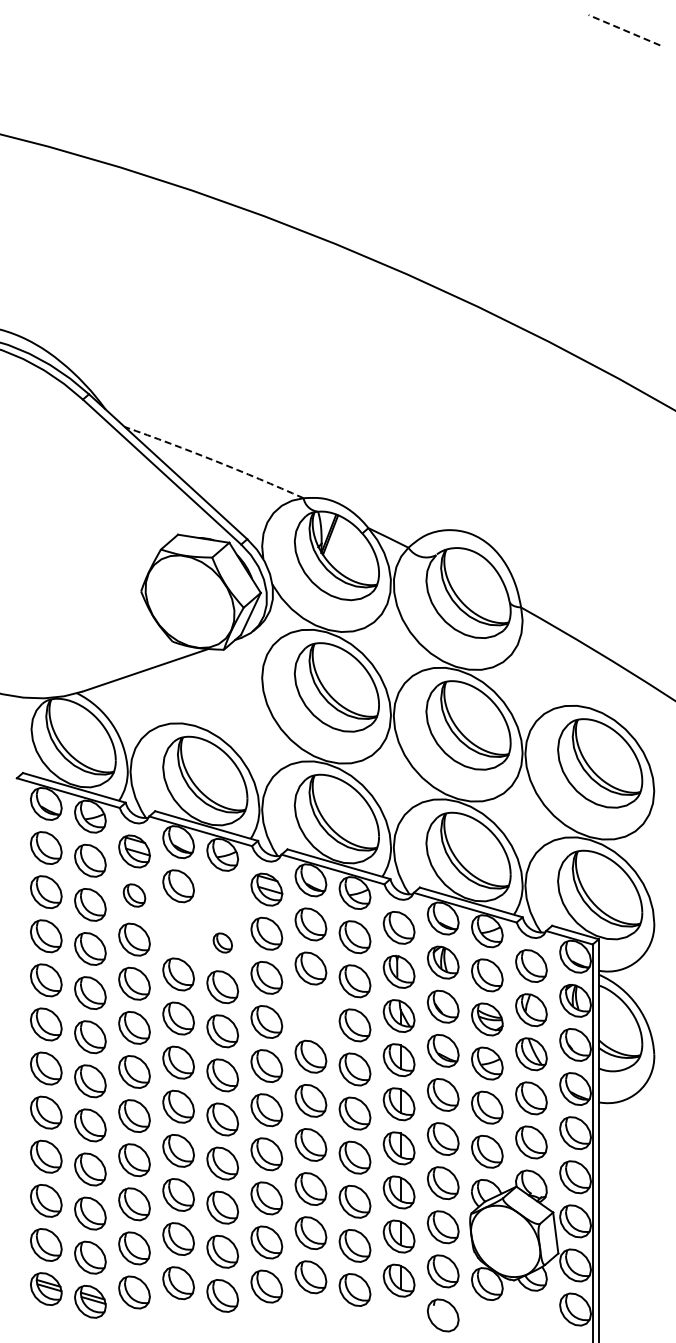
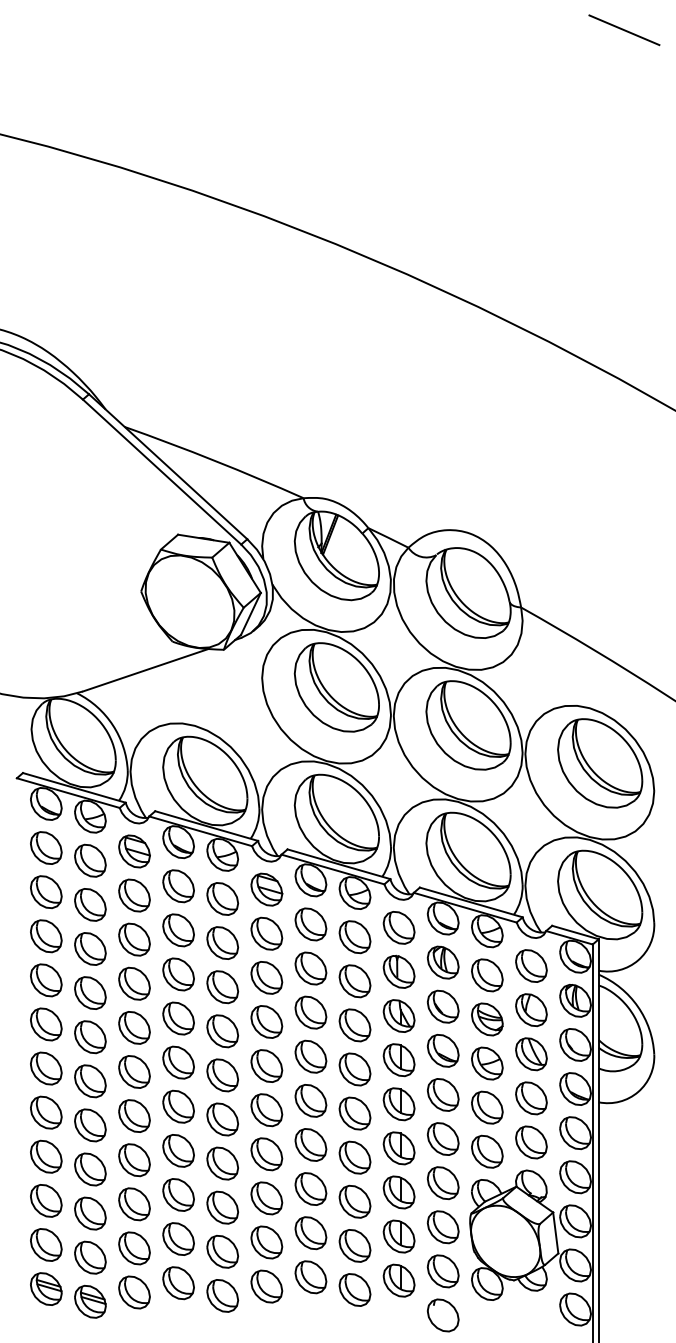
line: dashed -> solid (624, 30)
arc: dashed -> solid (214, 460)
part size: 25x25 px -> 33x35 px (134, 895)
part: none -> present (222, 898)
part: none -> present (178, 930)
part size: 21x22 px -> 34x34 px (222, 942)
part: none -> present (310, 1012)
